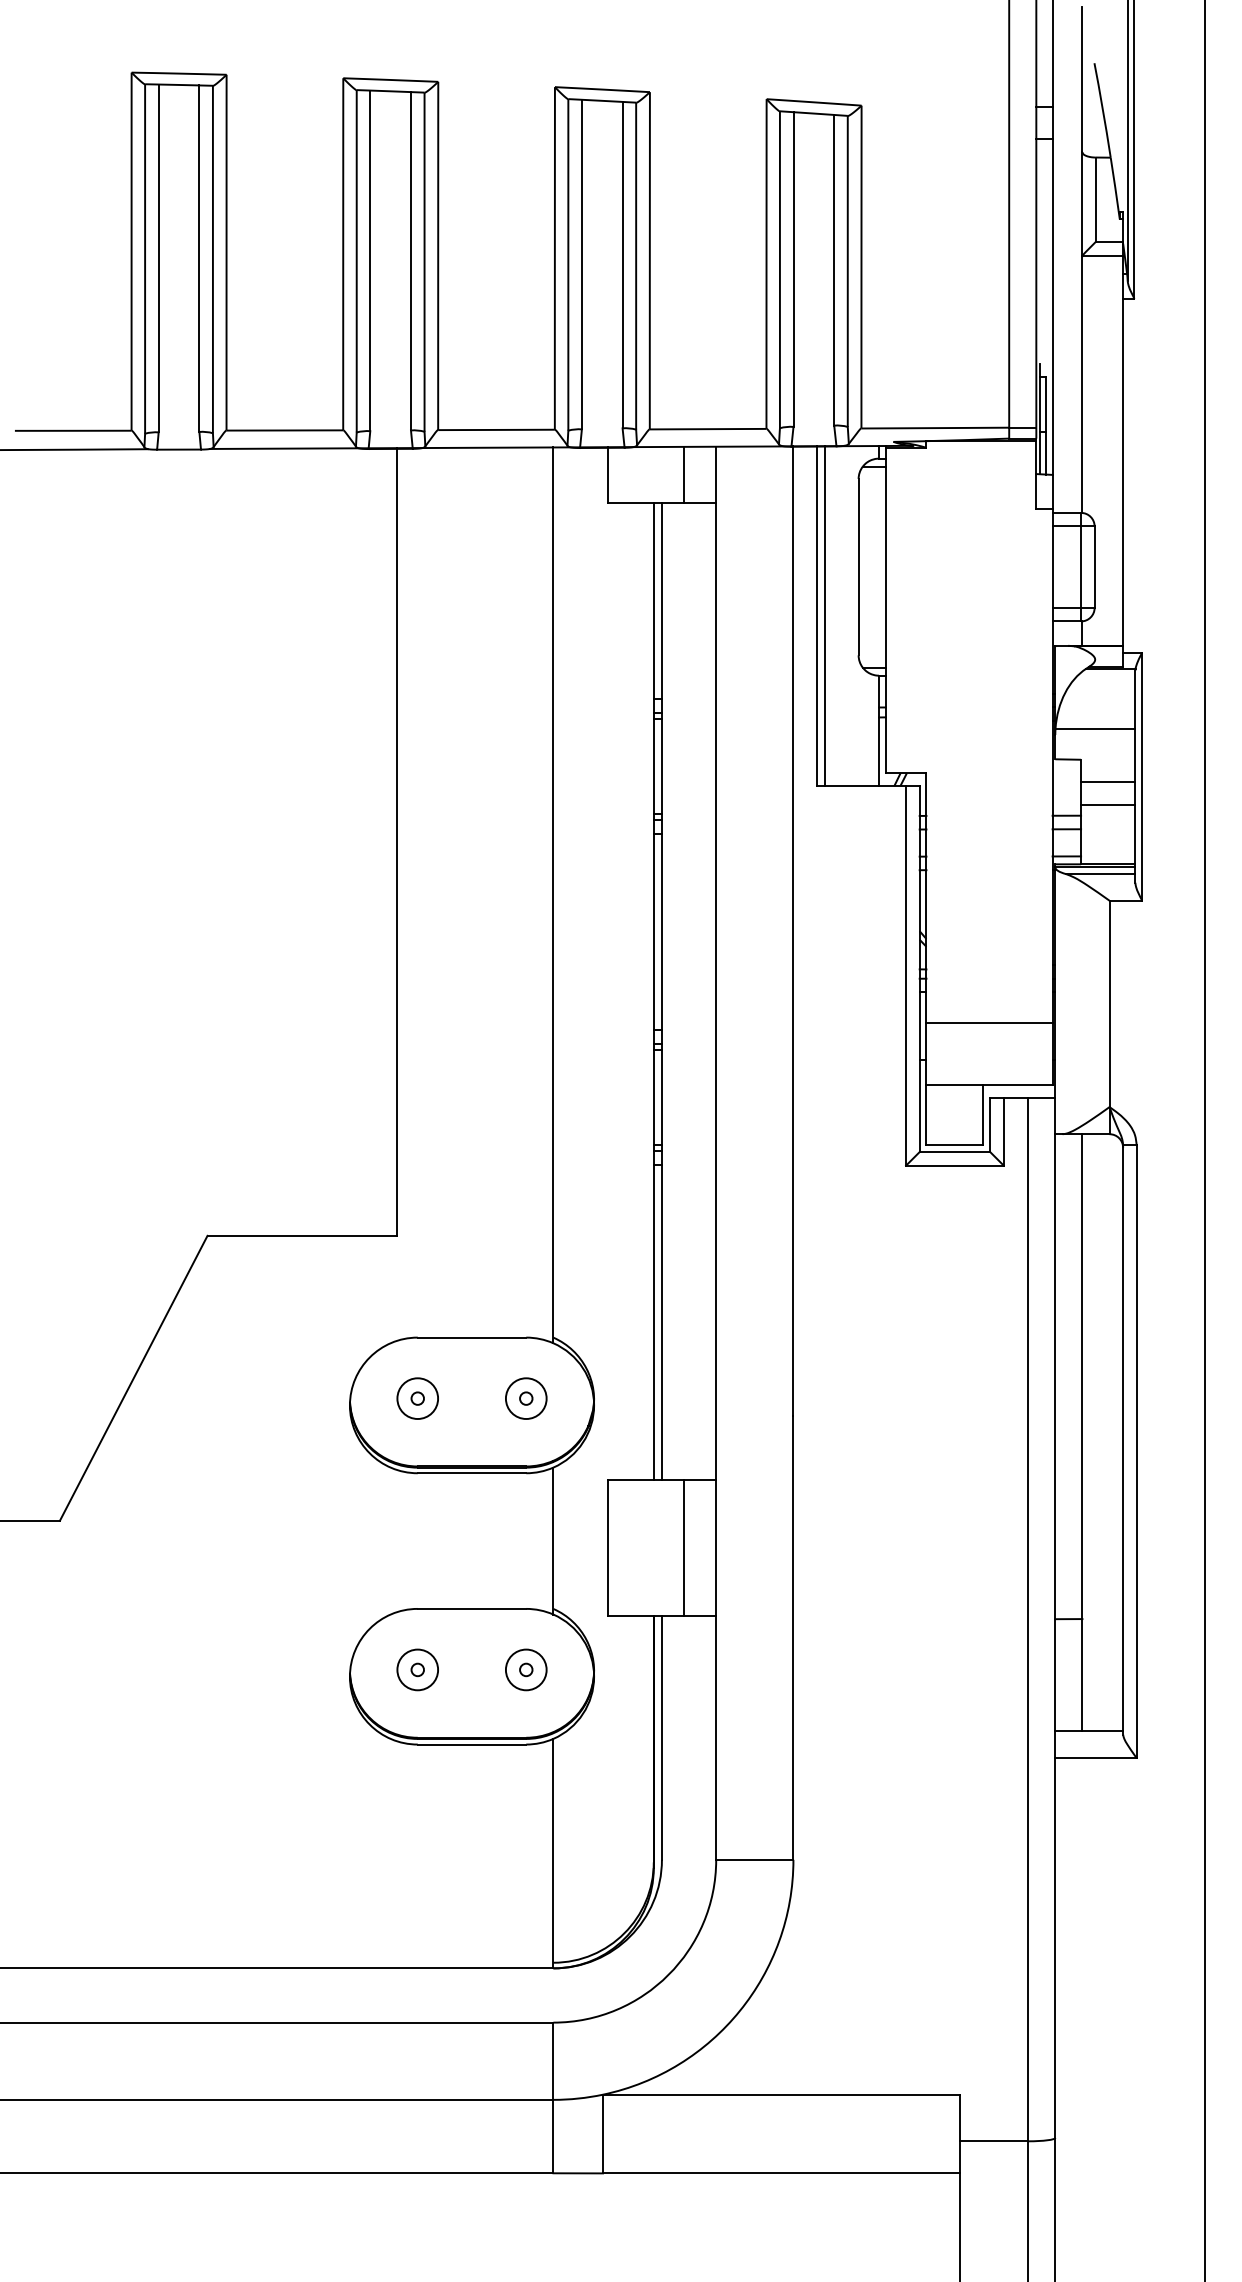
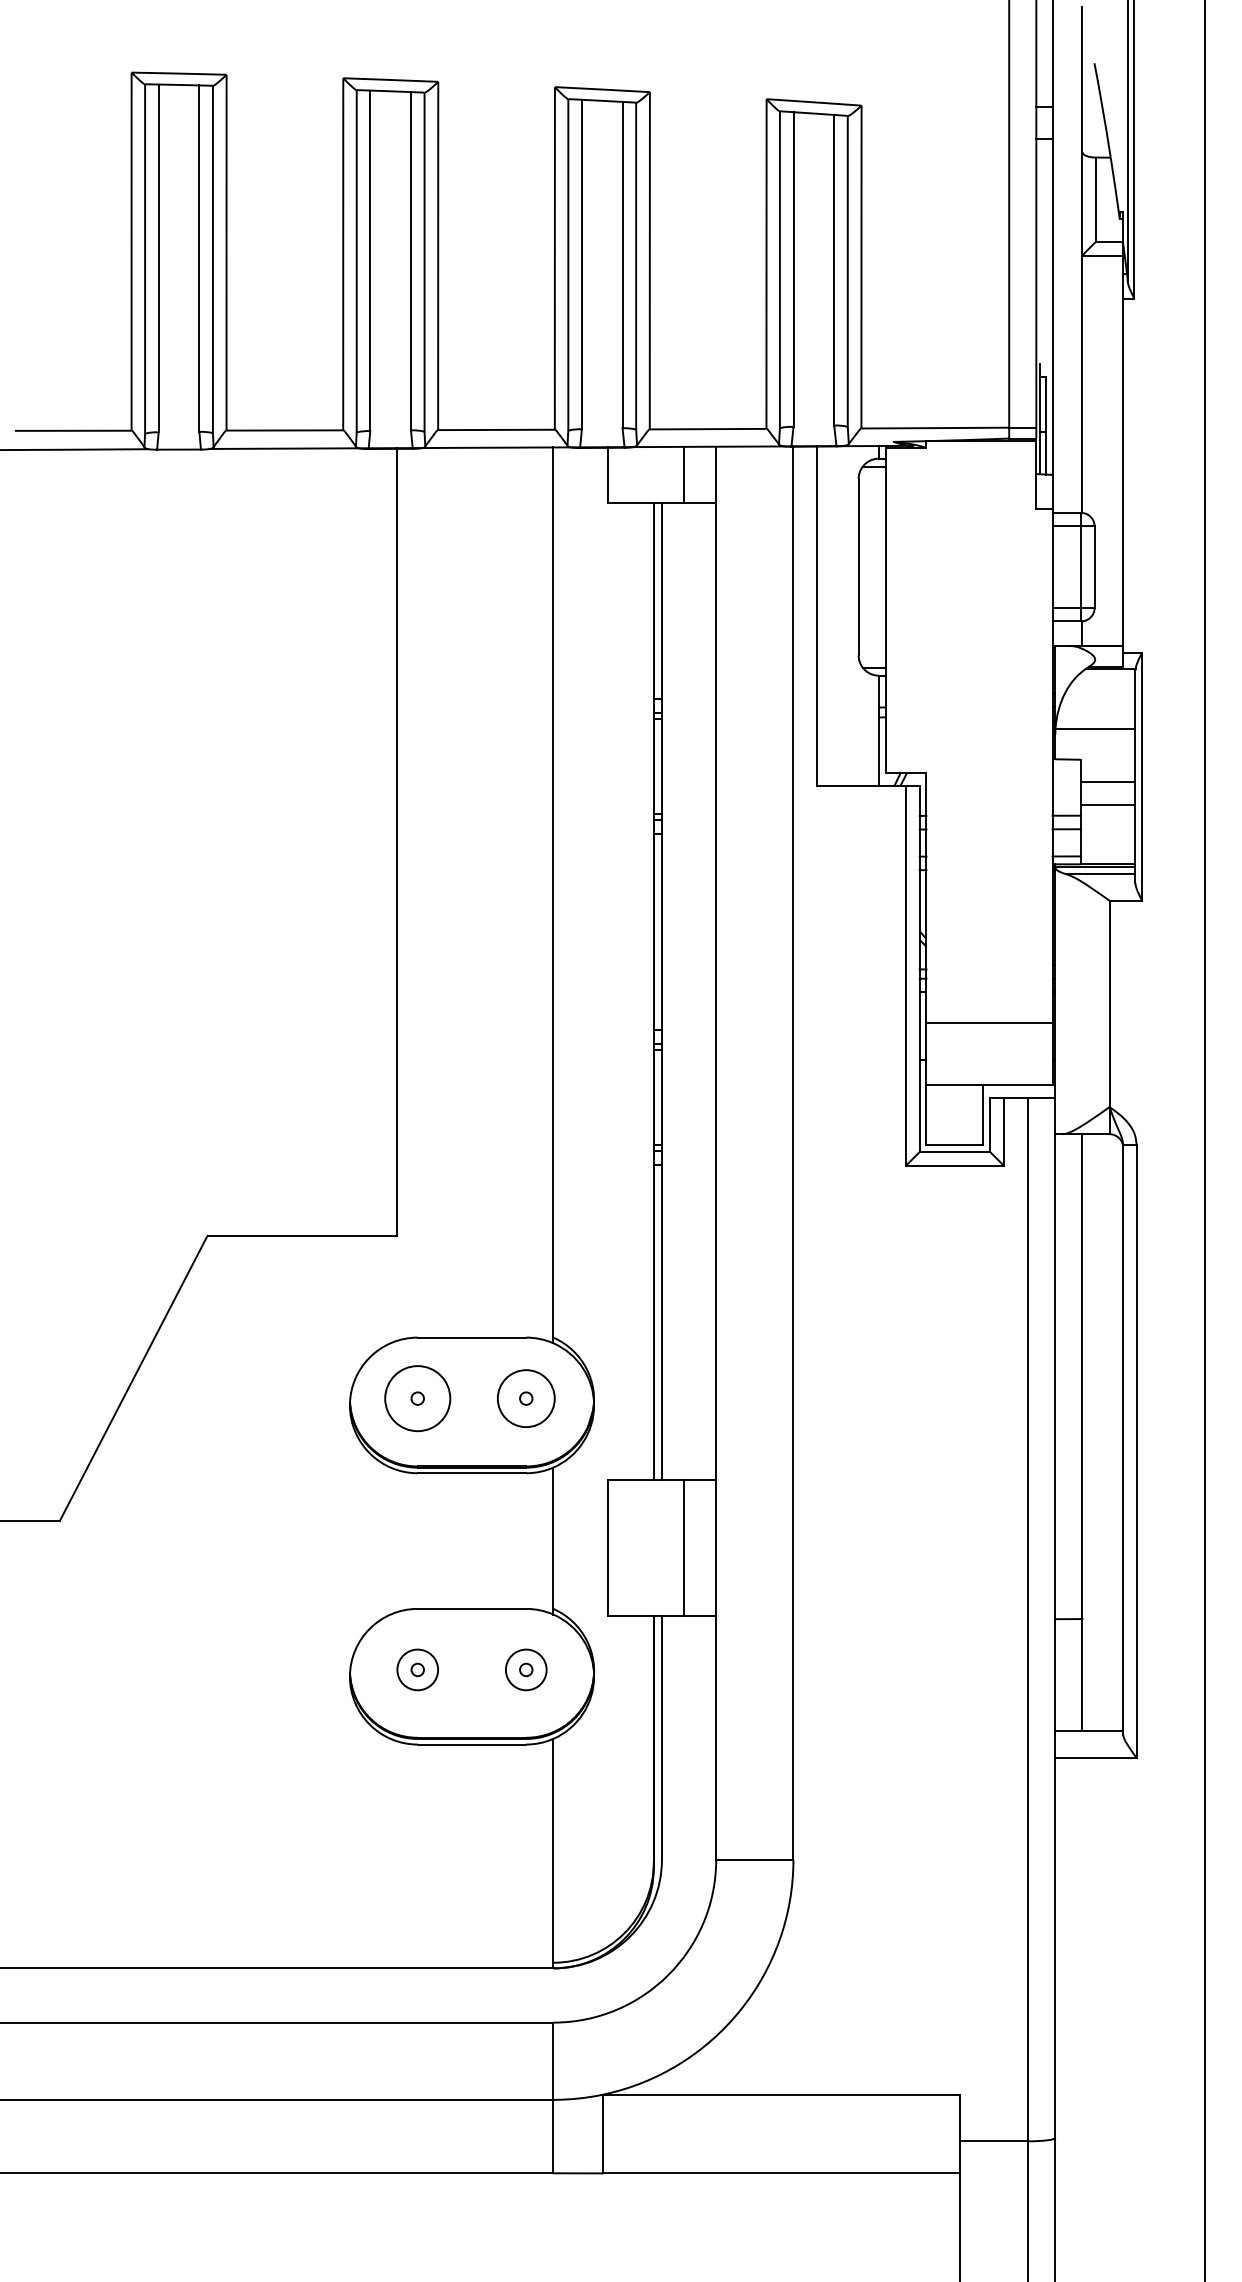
line: present -> none (824, 616)
circle diameter: 41 px -> 65 px (417, 1398)
circle diameter: 41 px -> 57 px (525, 1398)
